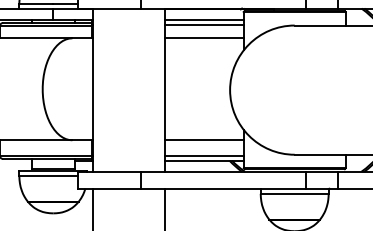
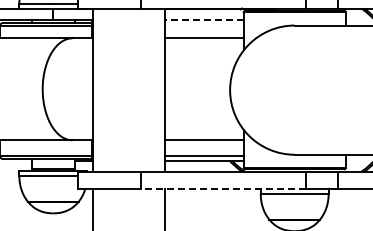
line: solid -> dashed (203, 19)
line: present -> none (203, 24)
line: solid -> dashed (223, 188)
